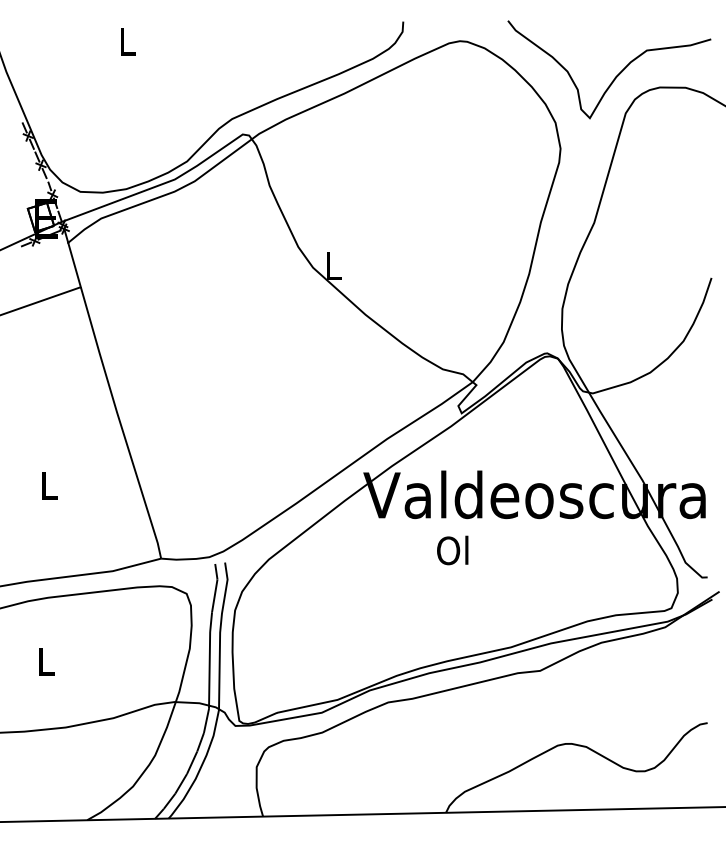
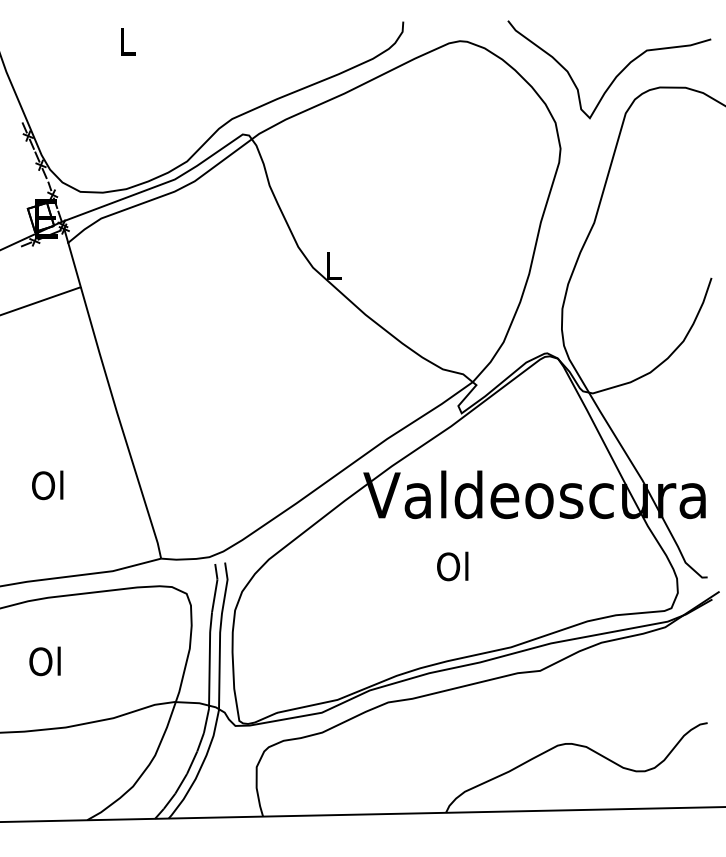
text: L -> Ol (47, 485)
text position: (452, 550) -> (452, 566) (452, 566)
text: L -> Ol (44, 661)
